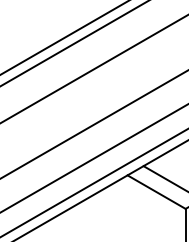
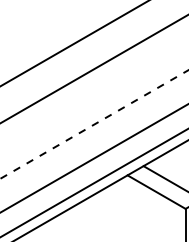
line: present -> none (64, 37)
line: solid -> dashed (95, 124)
